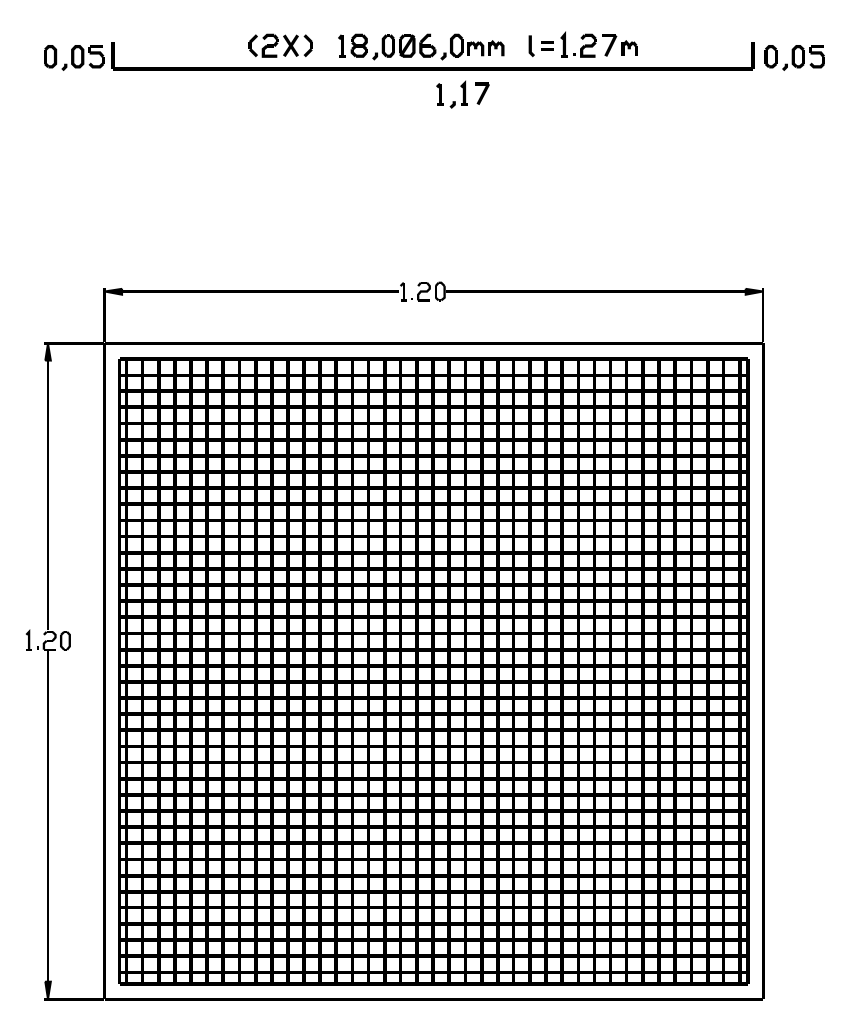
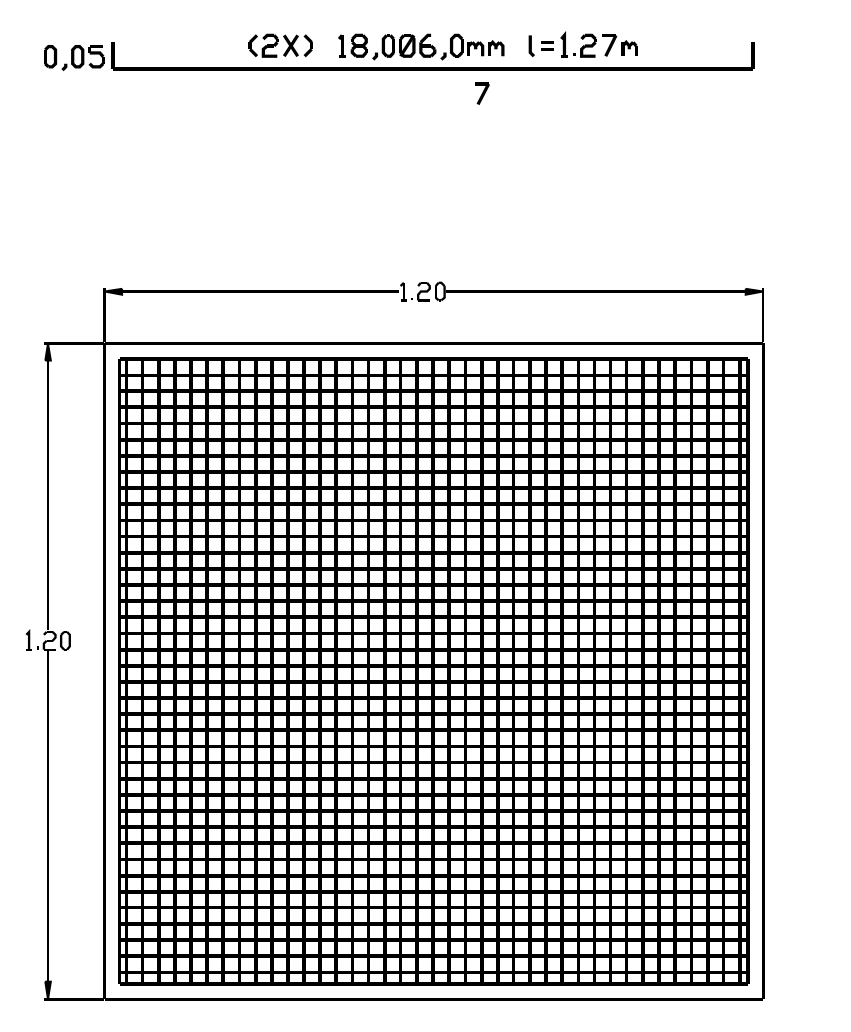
part: present -> none (794, 57)
part: present -> none (452, 101)
